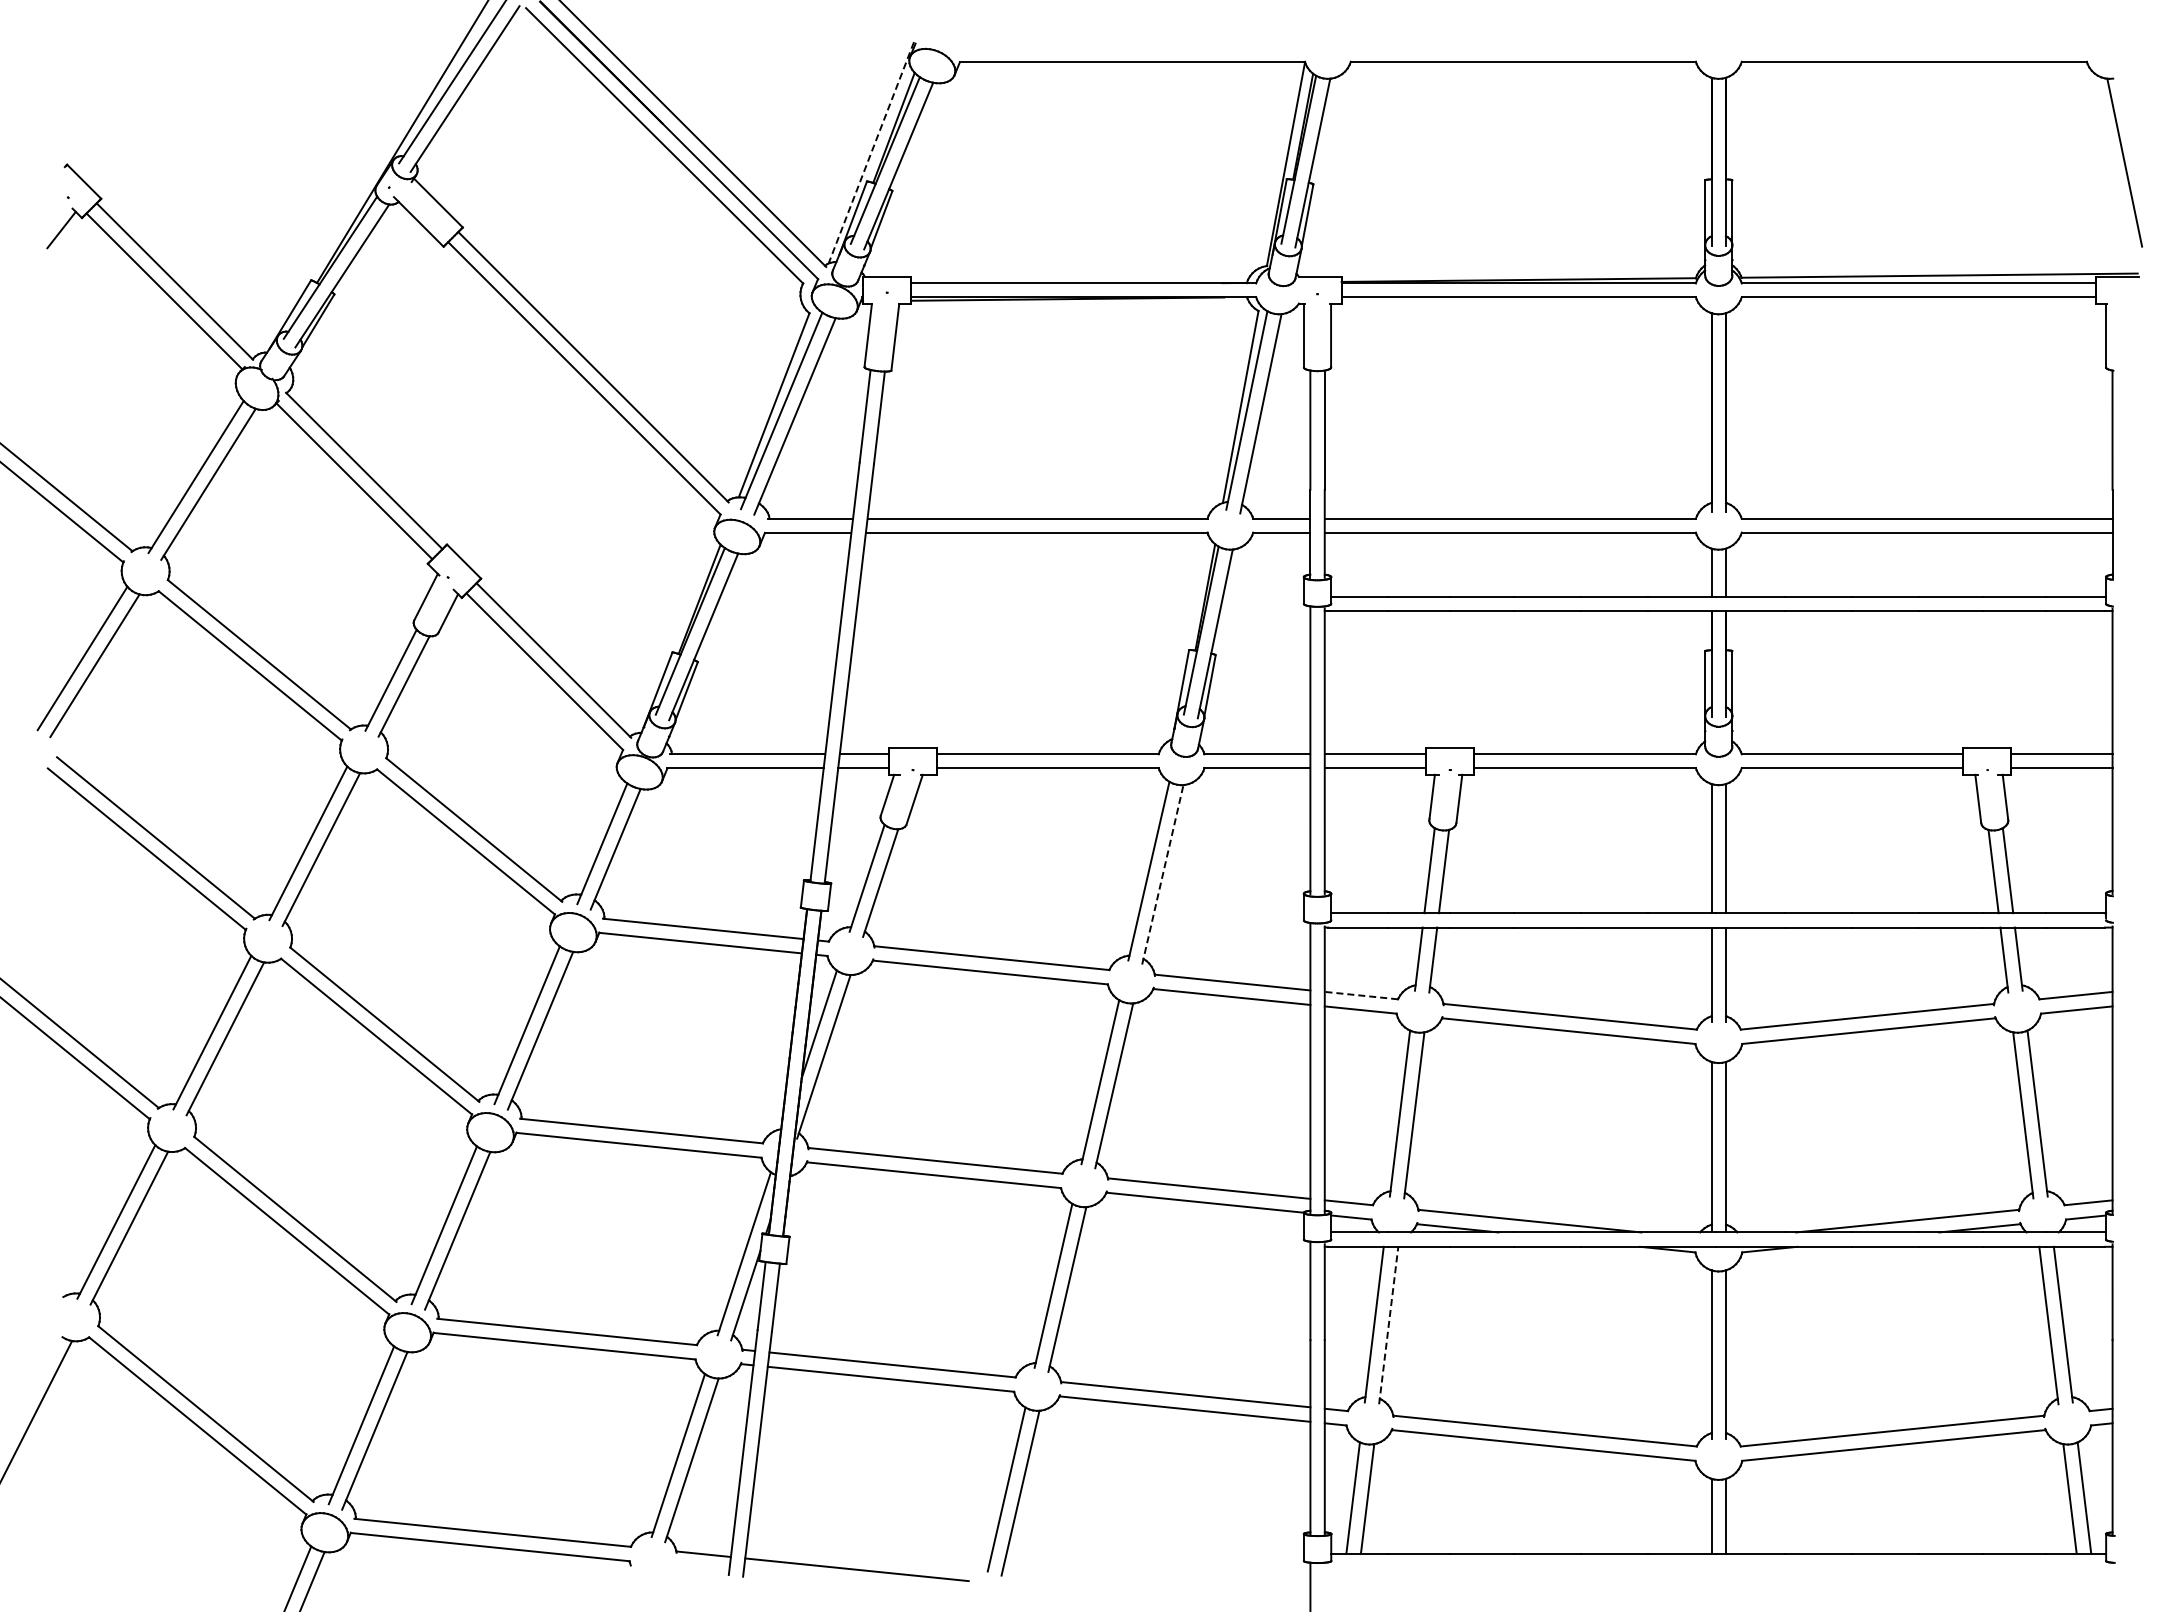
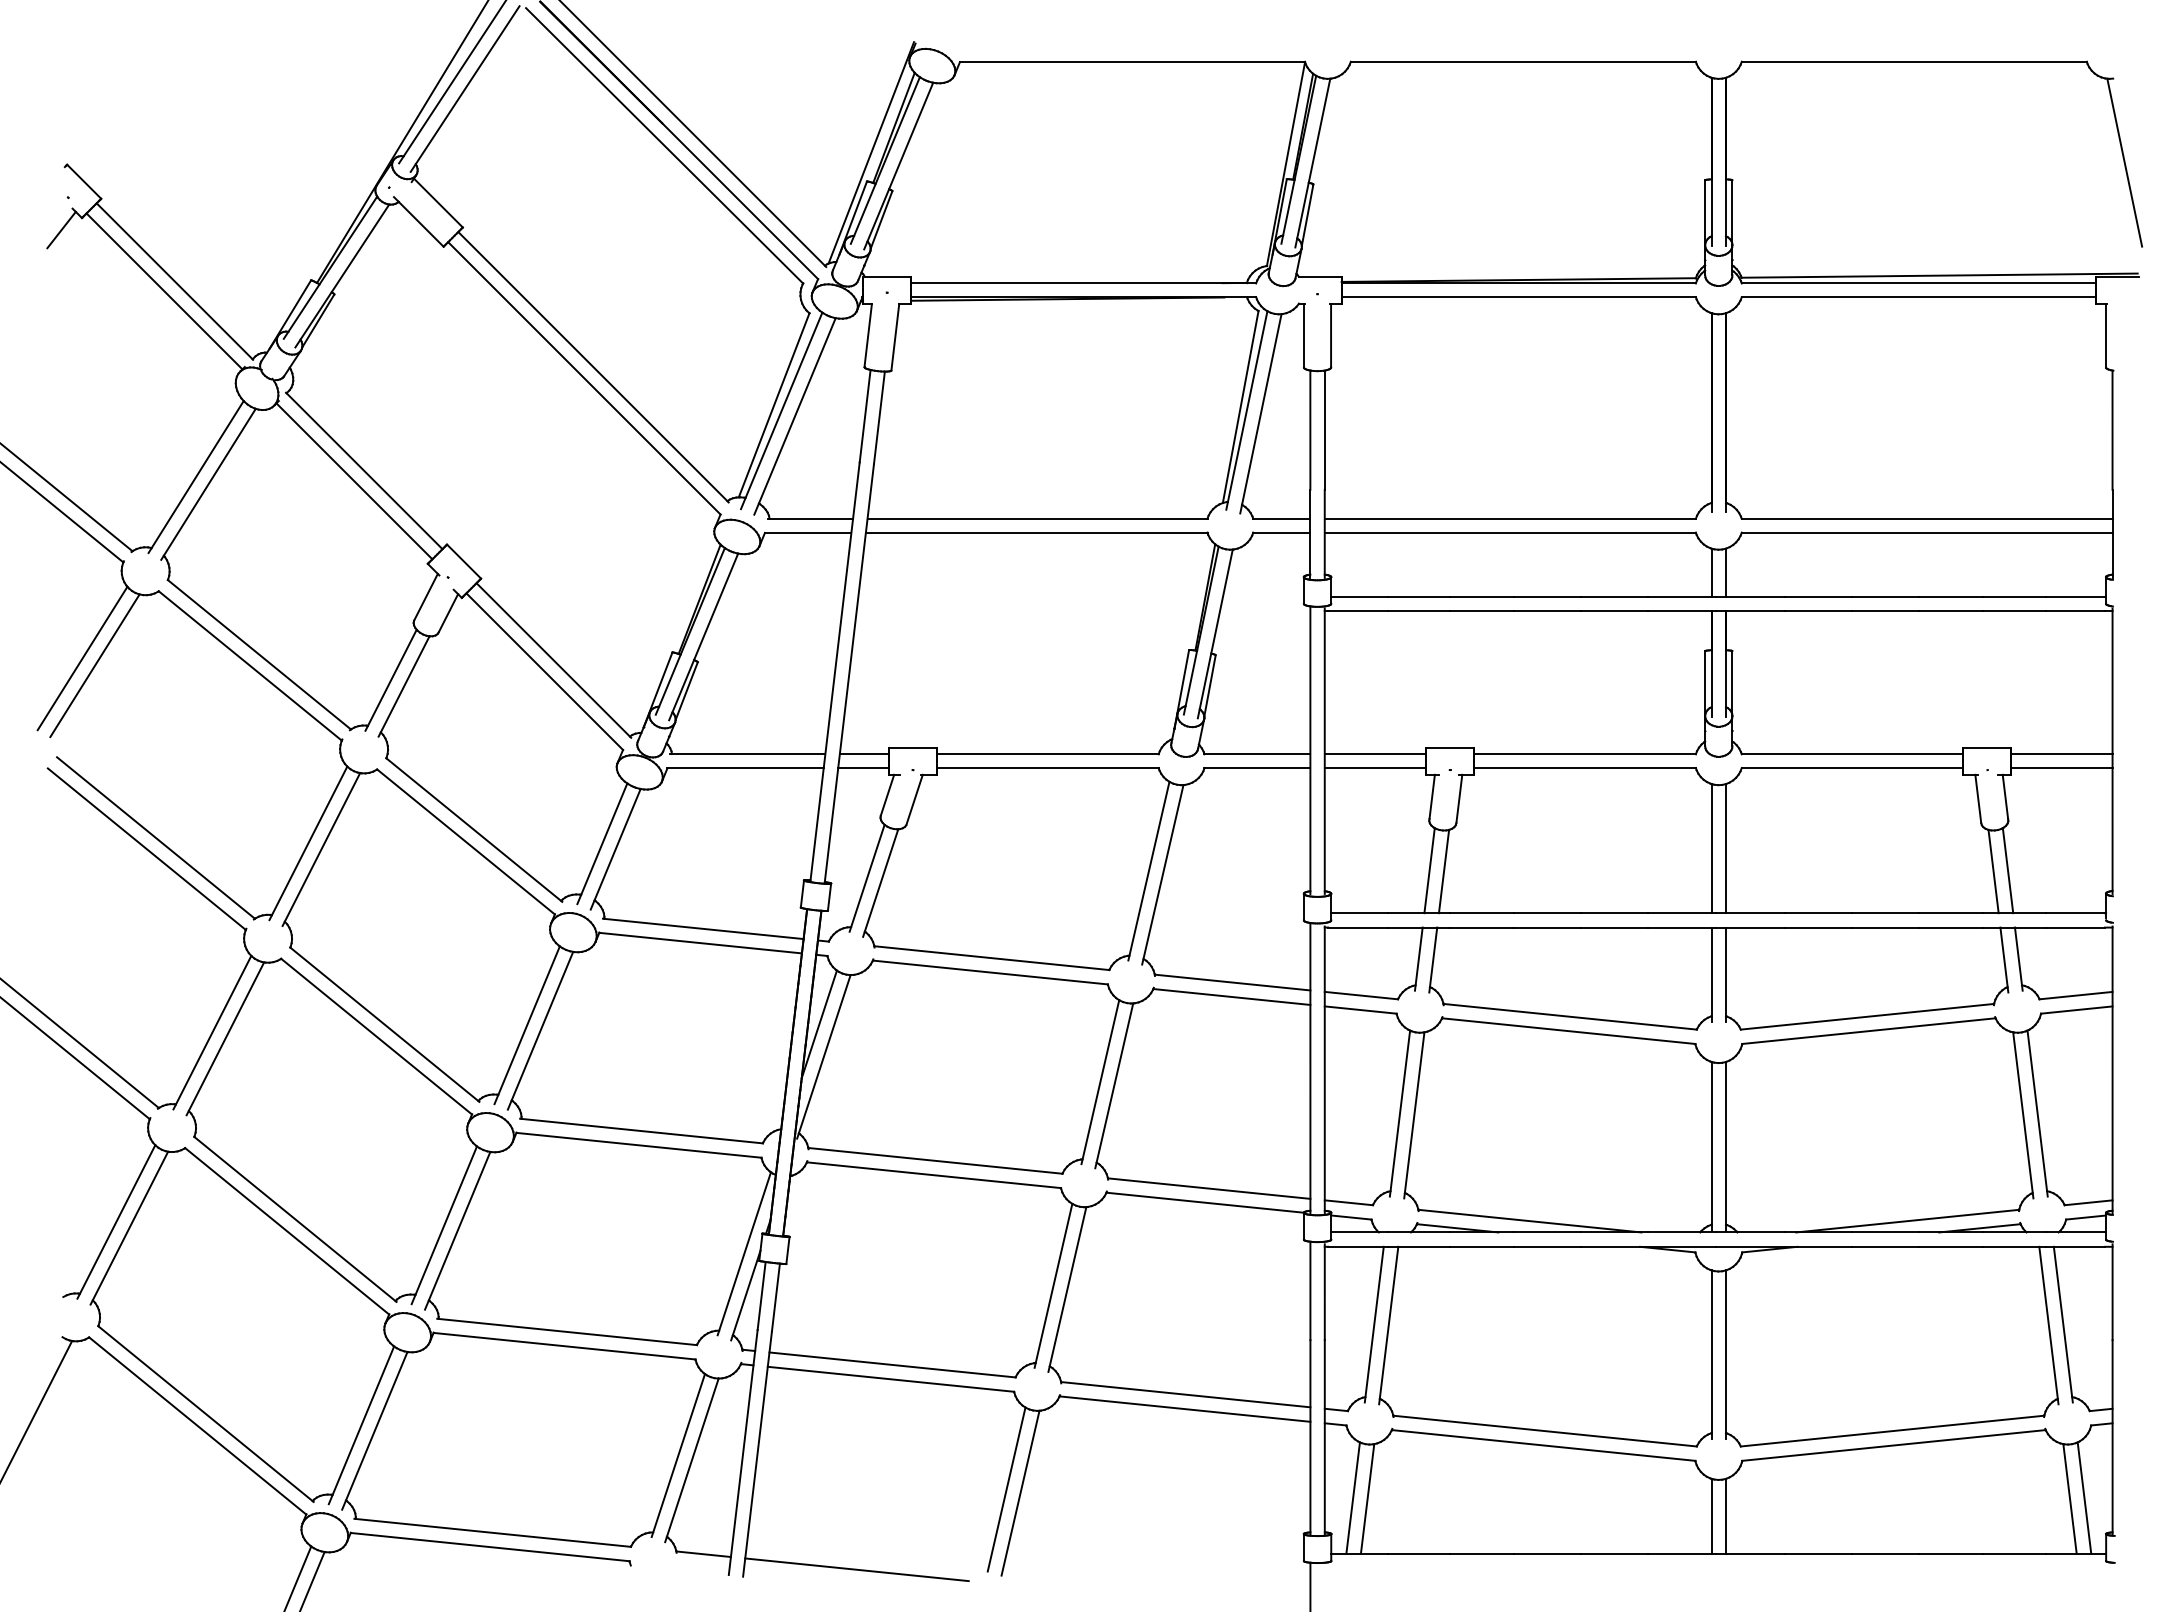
line: dashed -> solid (871, 152)
line: dashed -> solid (1162, 874)
line: dashed -> solid (1361, 995)
line: dashed -> solid (1388, 1325)
